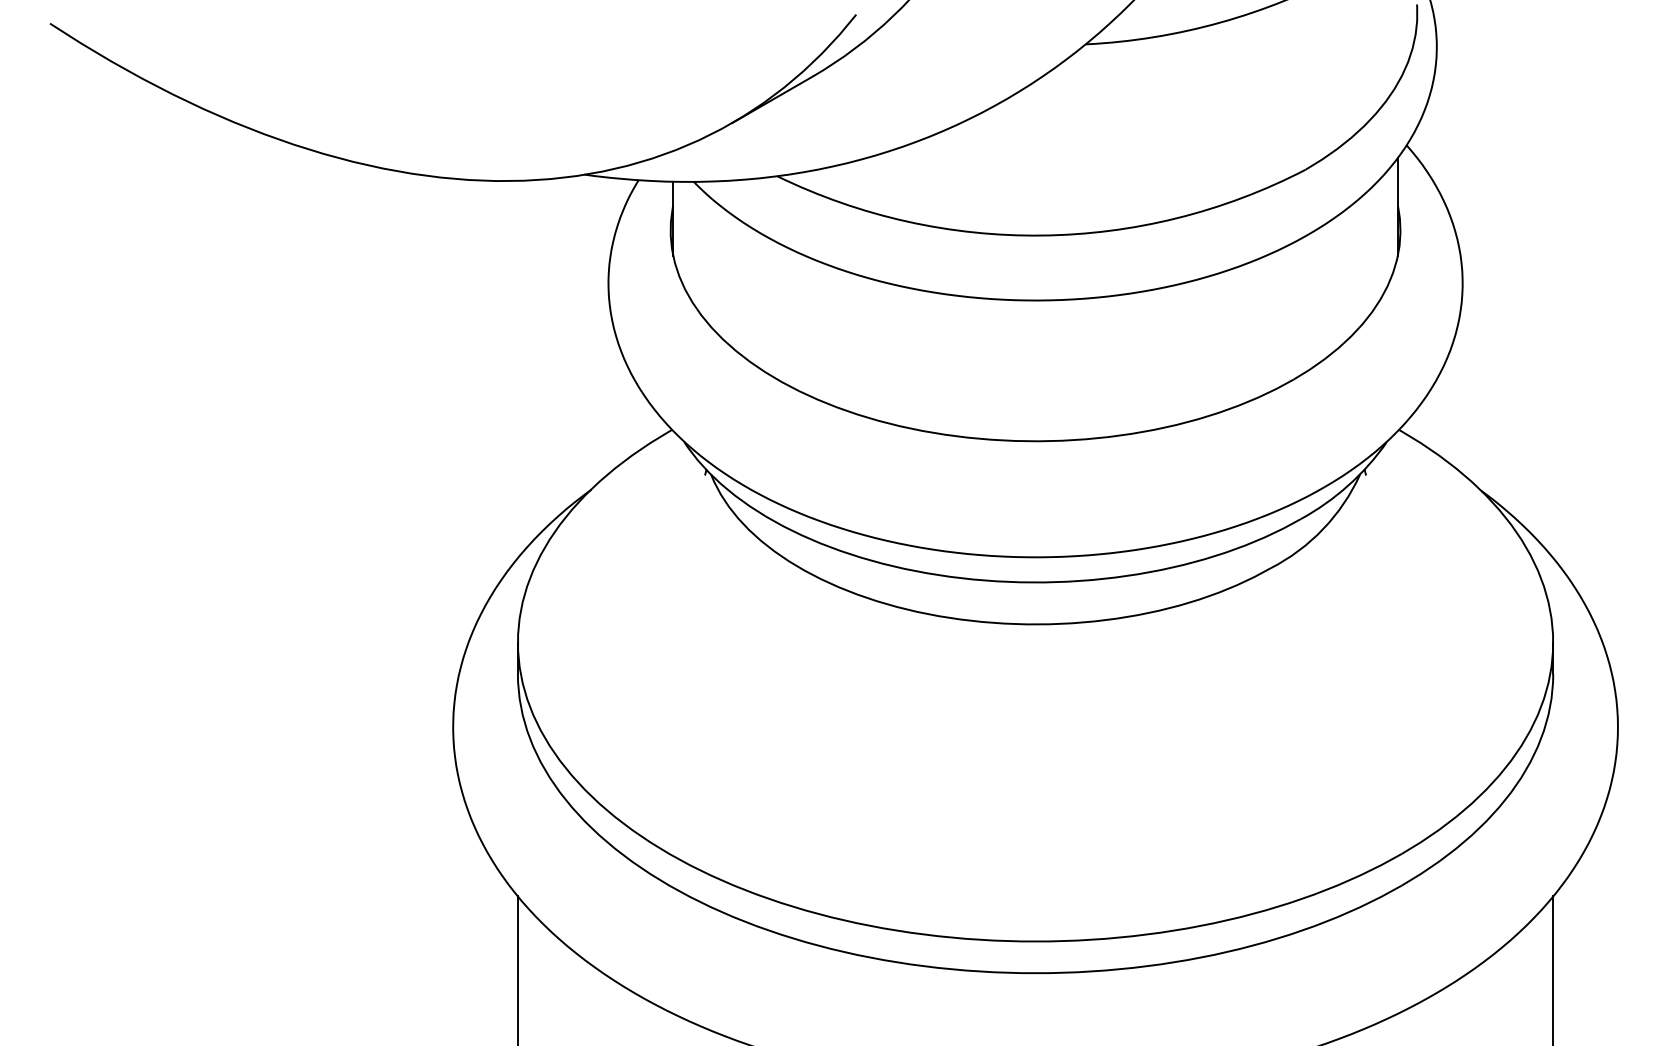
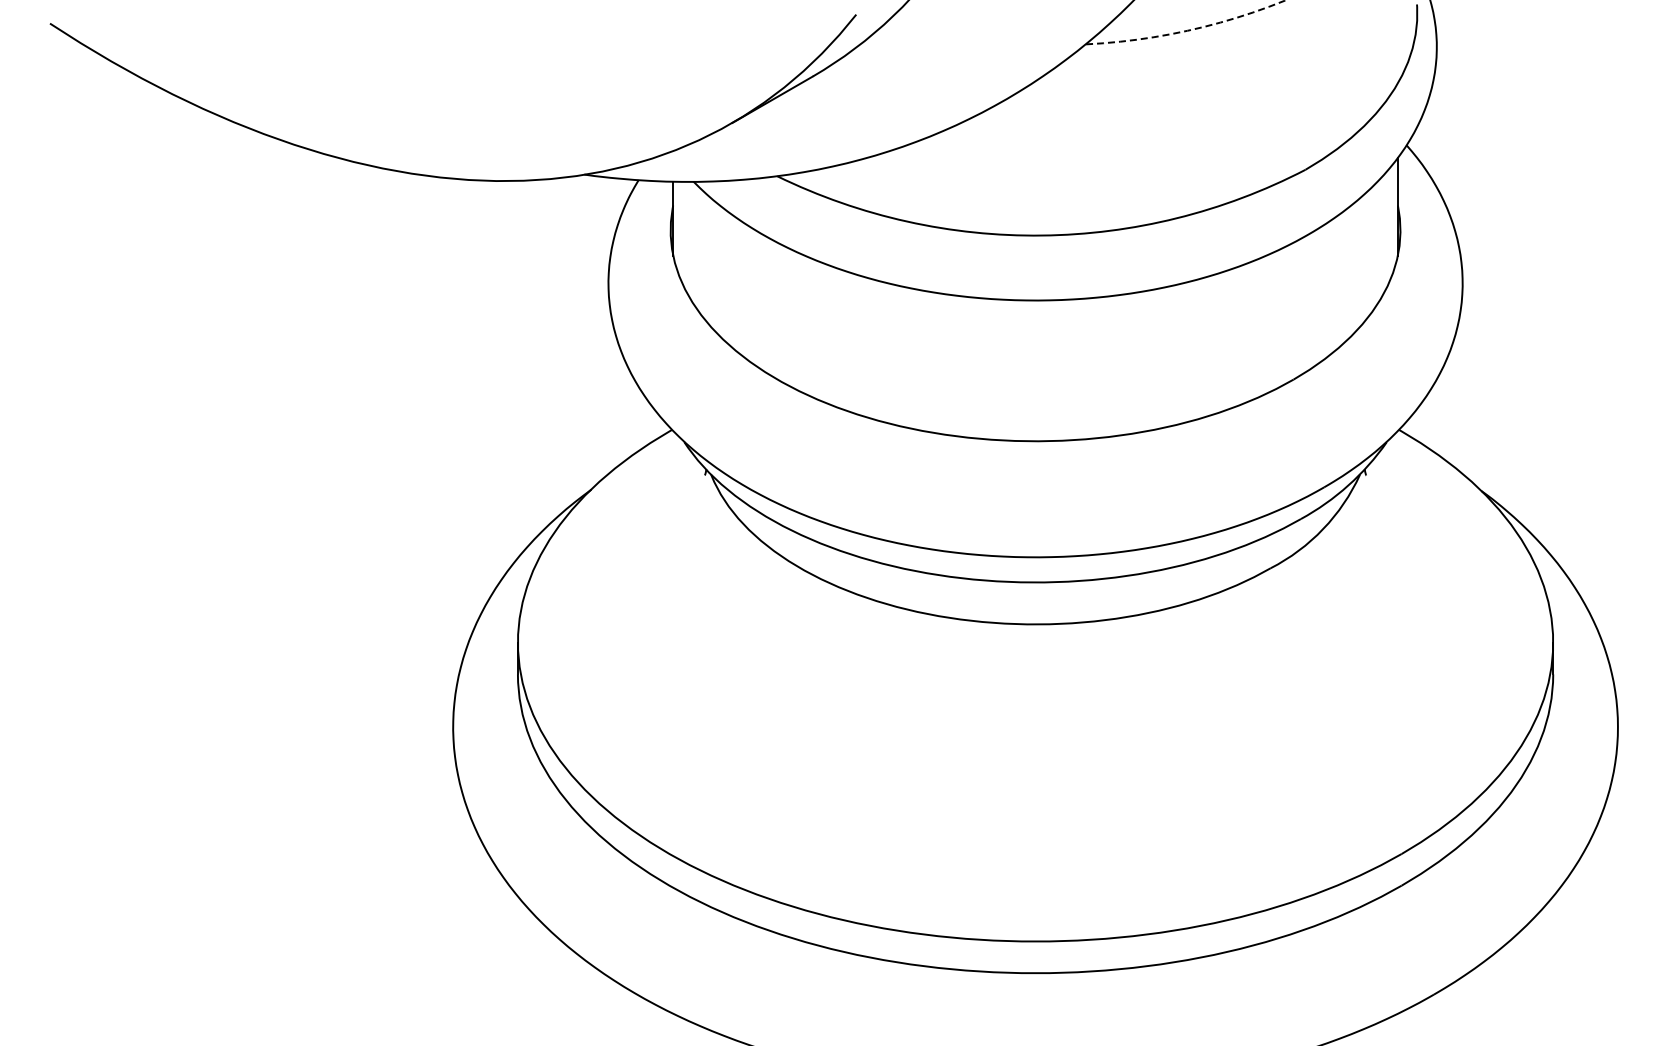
arc: solid -> dashed (1188, 30)
line: present -> none (517, 969)
line: present -> none (1553, 969)
